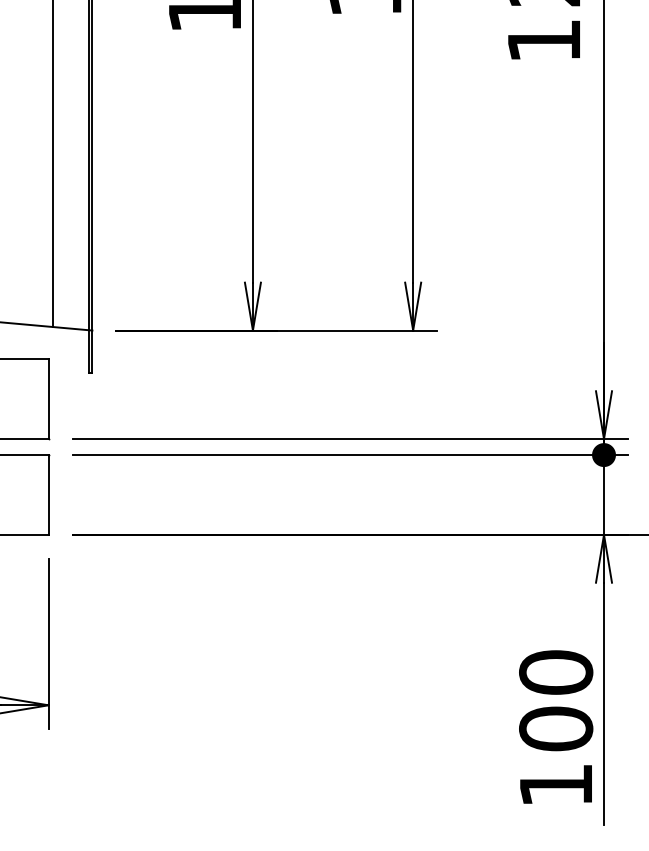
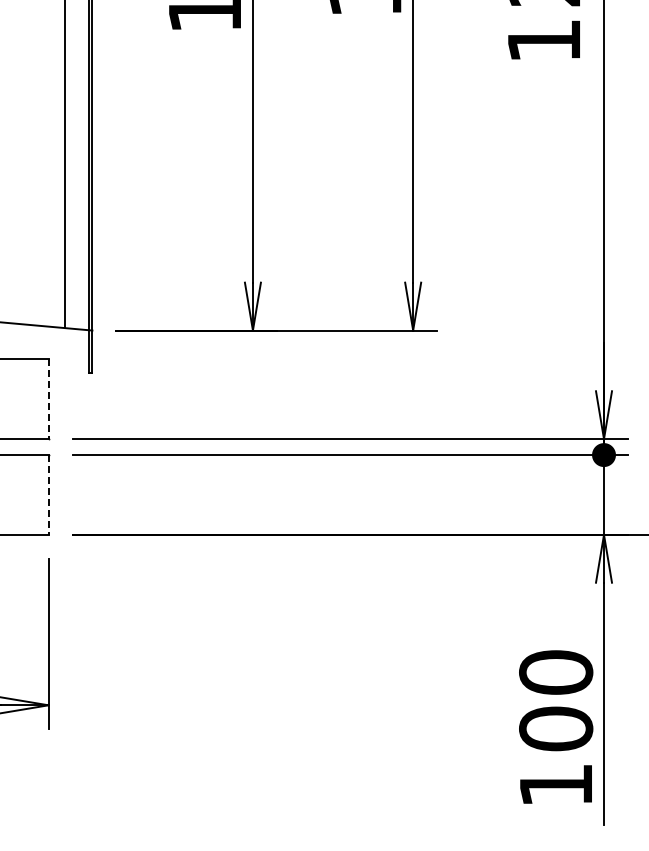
line position: (52, 164) -> (64, 164) (64, 164)
line: solid -> dashed (48, 399)
line: solid -> dashed (48, 494)
